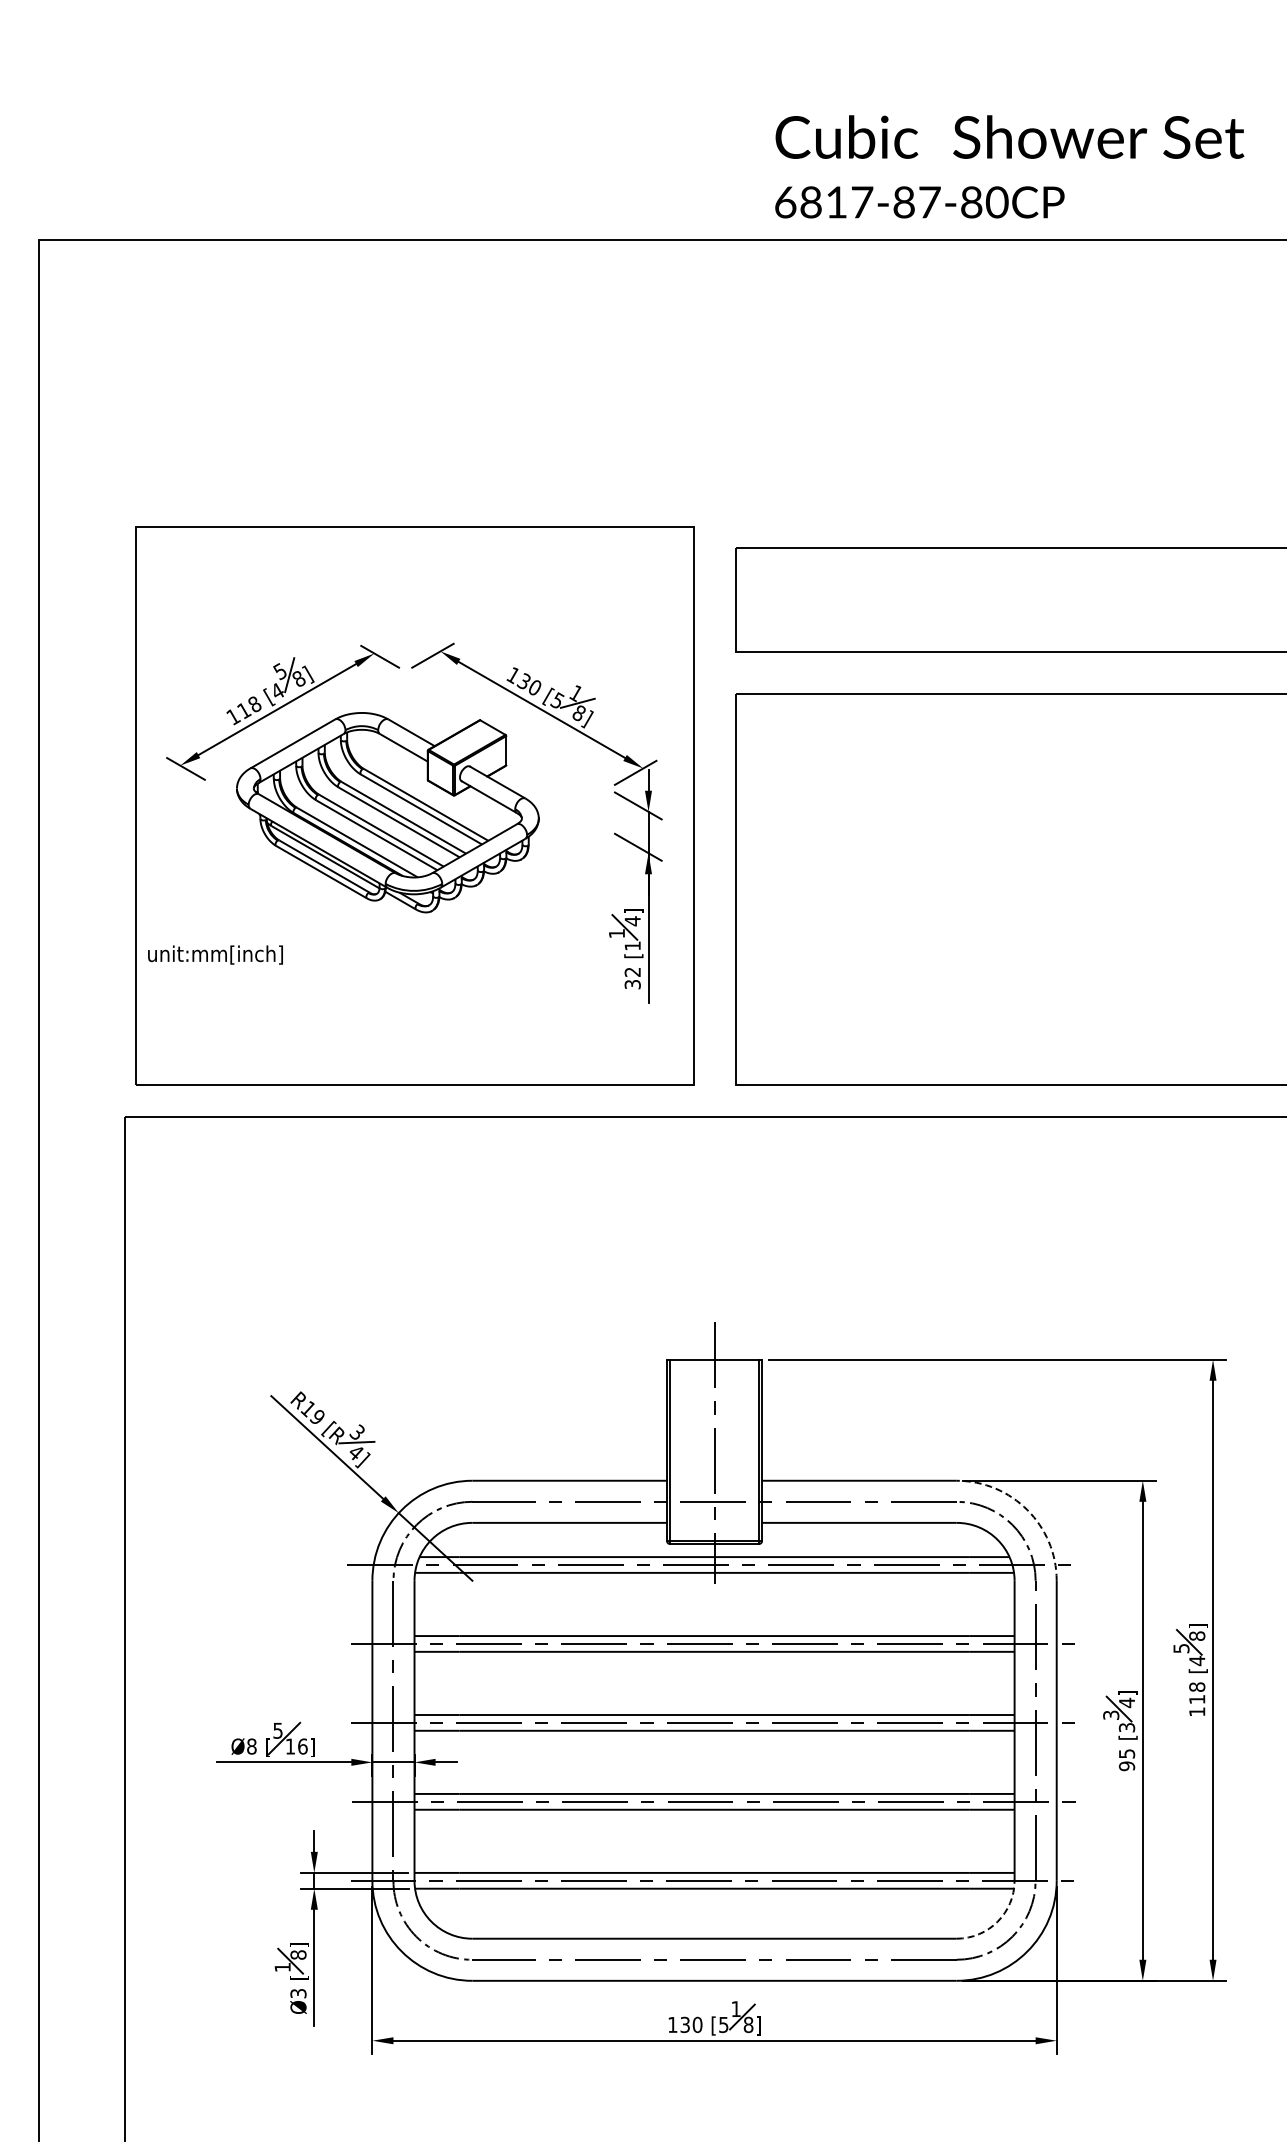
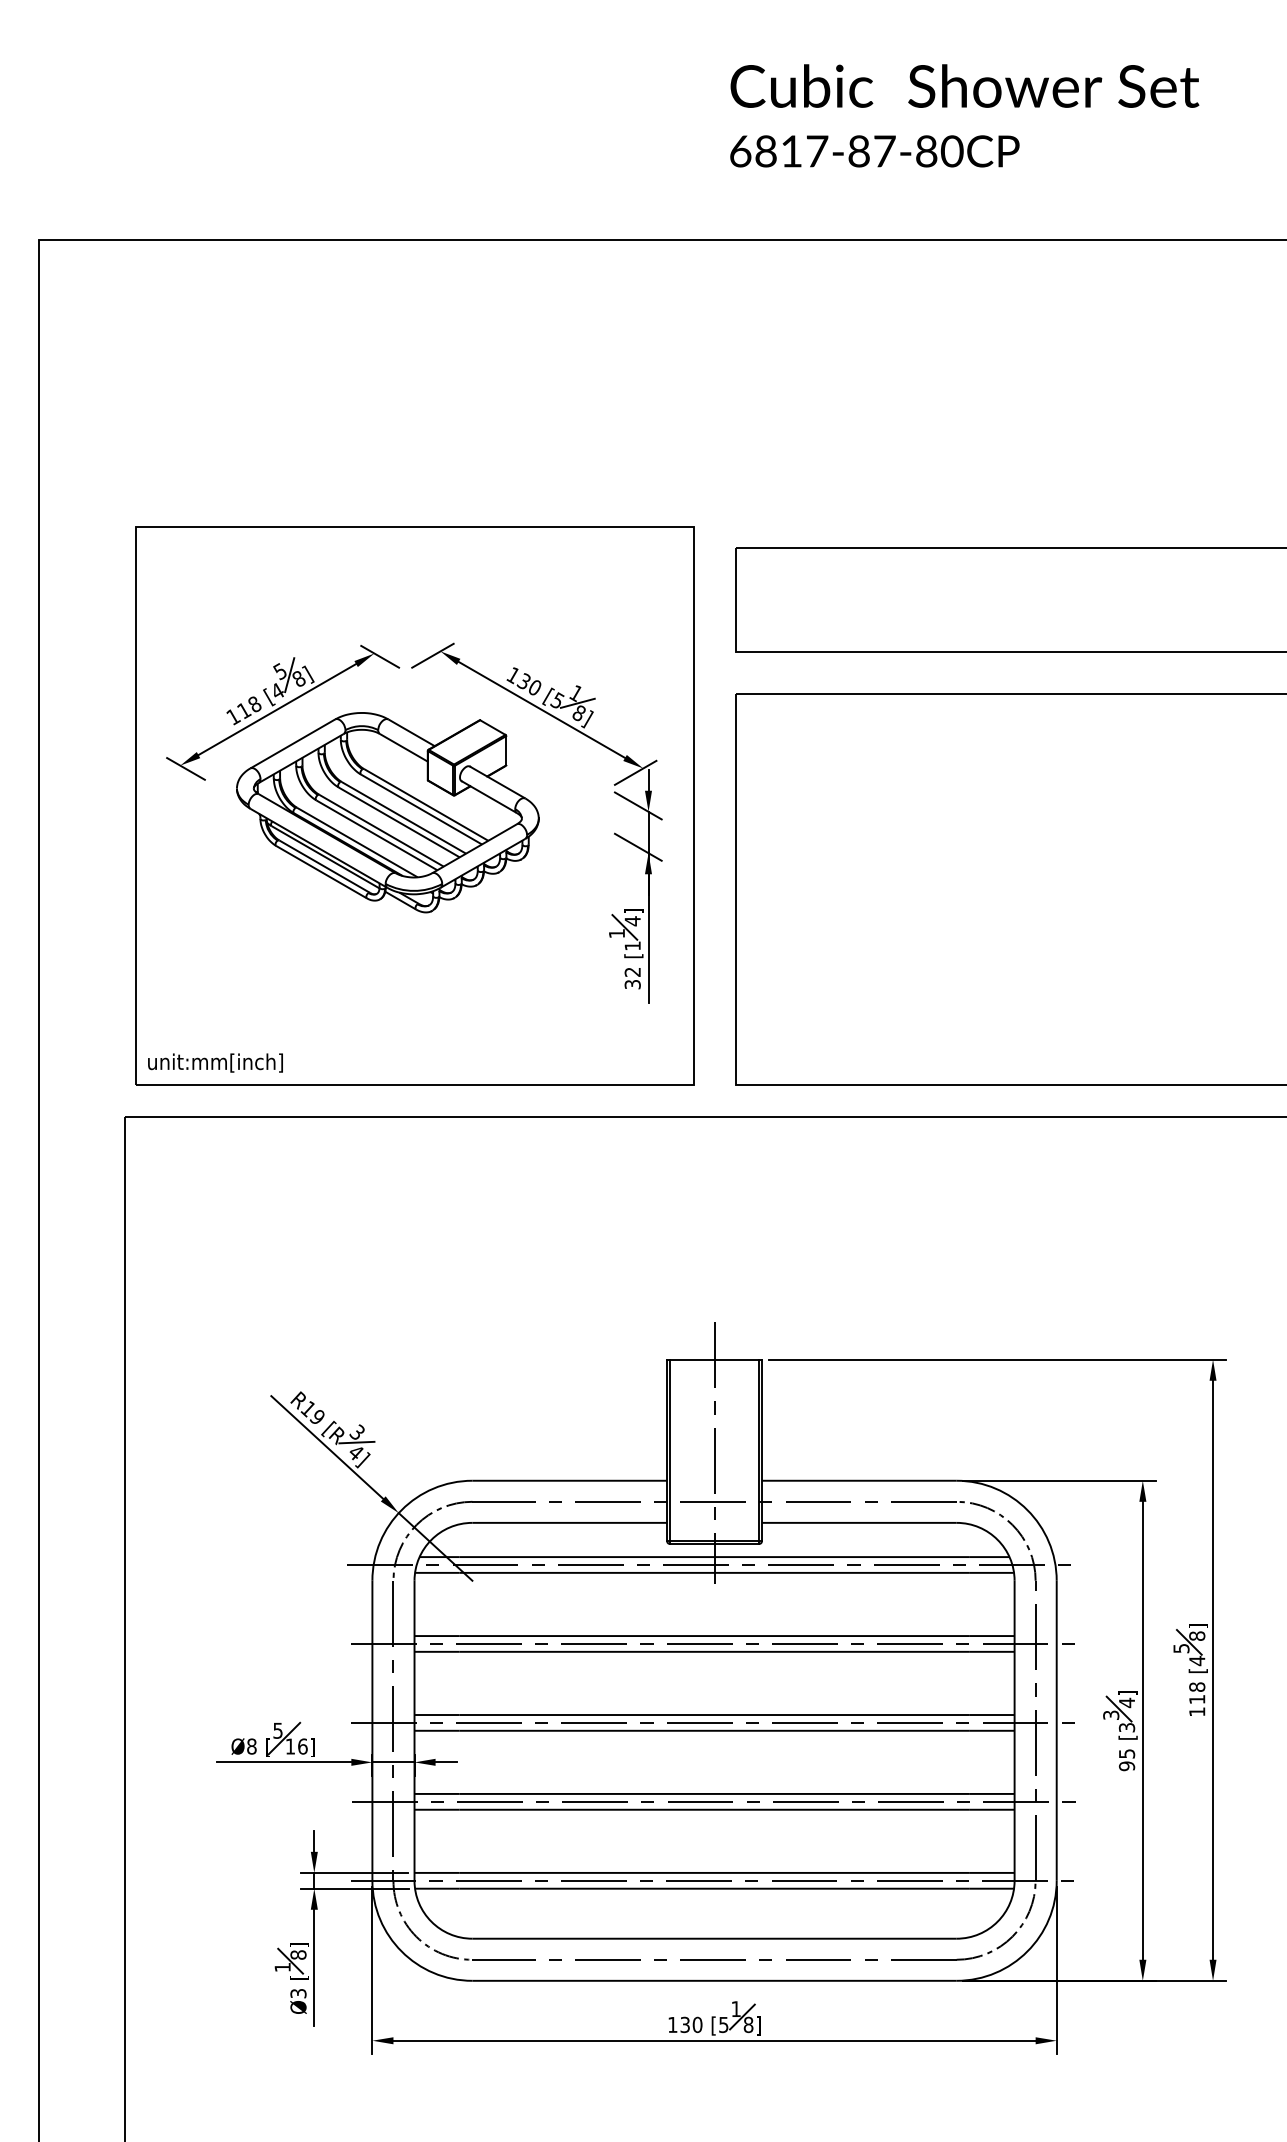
text position: (1009, 166) -> (964, 115) (964, 115)
text position: (215, 954) -> (215, 1062) (215, 1062)
arc: dashed -> solid (1027, 1510)
arc: dashed -> solid (997, 1921)
